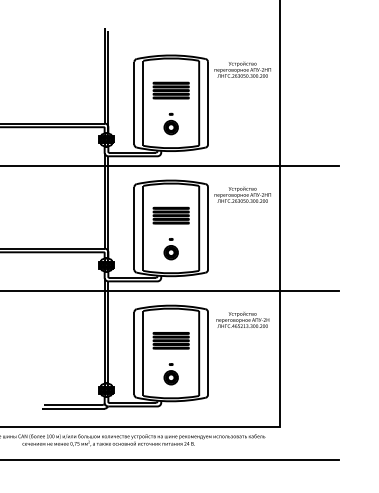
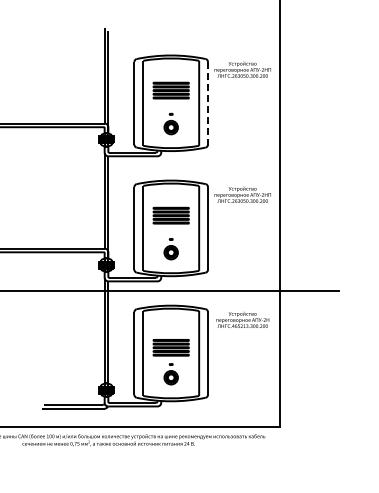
line: solid -> dashed (208, 103)
line: present -> none (170, 165)
part position: (170, 340) -> (170, 347) (170, 347)
line: present -> none (170, 460)
